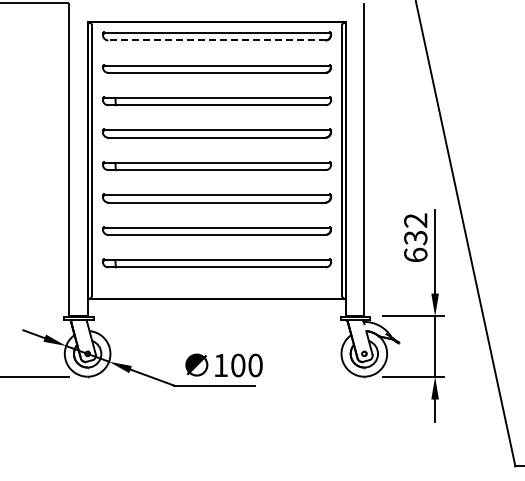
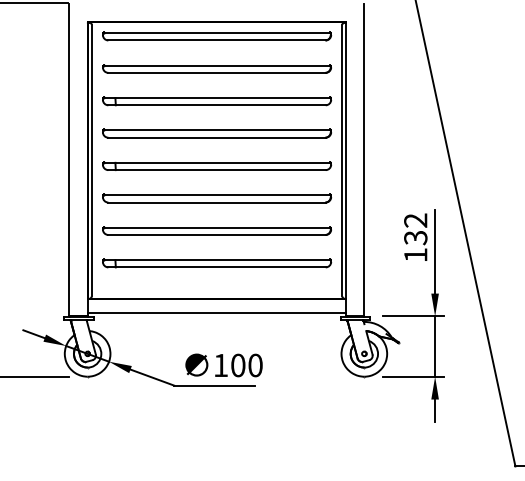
line: dashed -> solid (217, 40)
text: 632 -> 132 (415, 254)
line: none -> present (216, 312)
